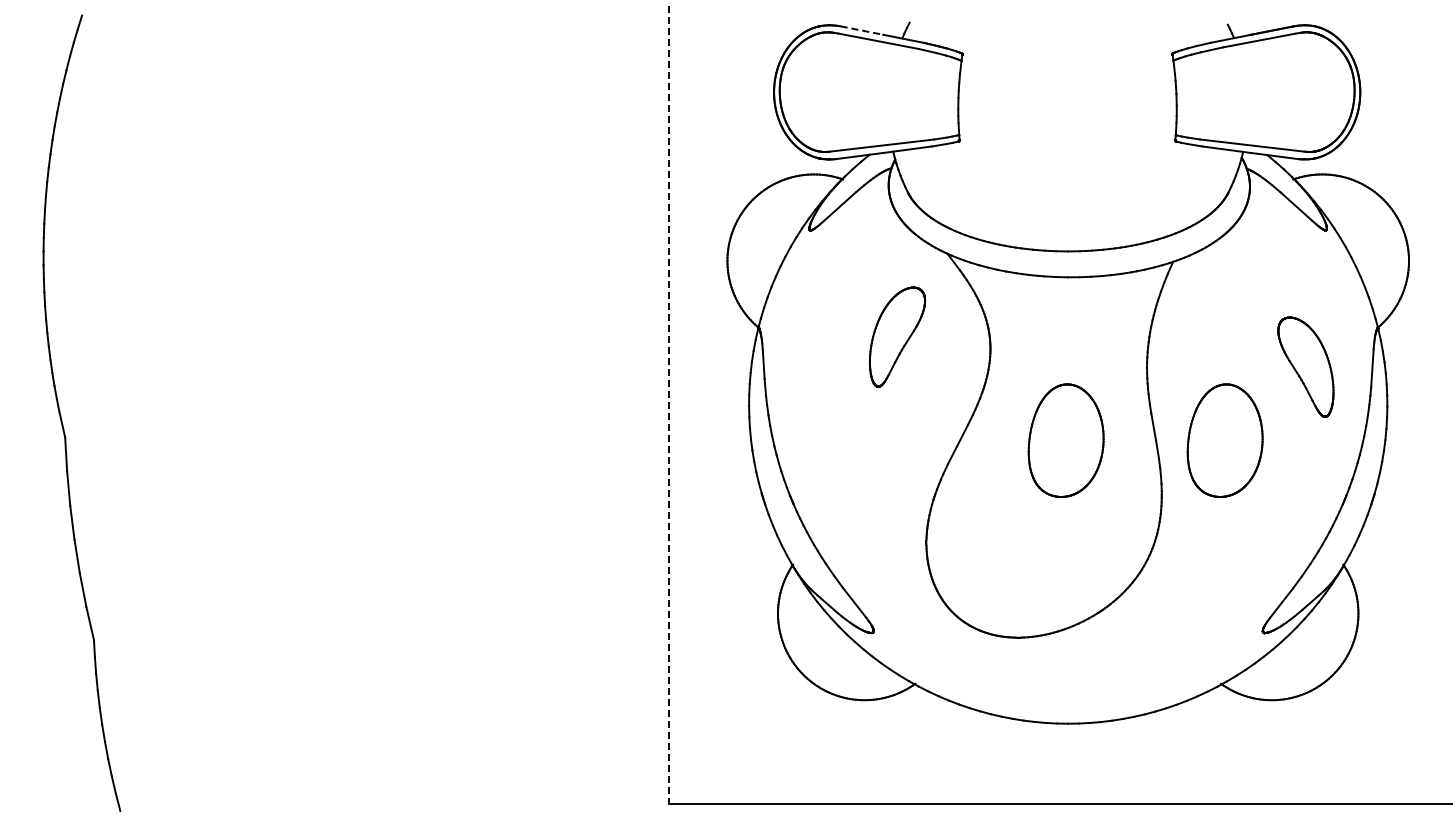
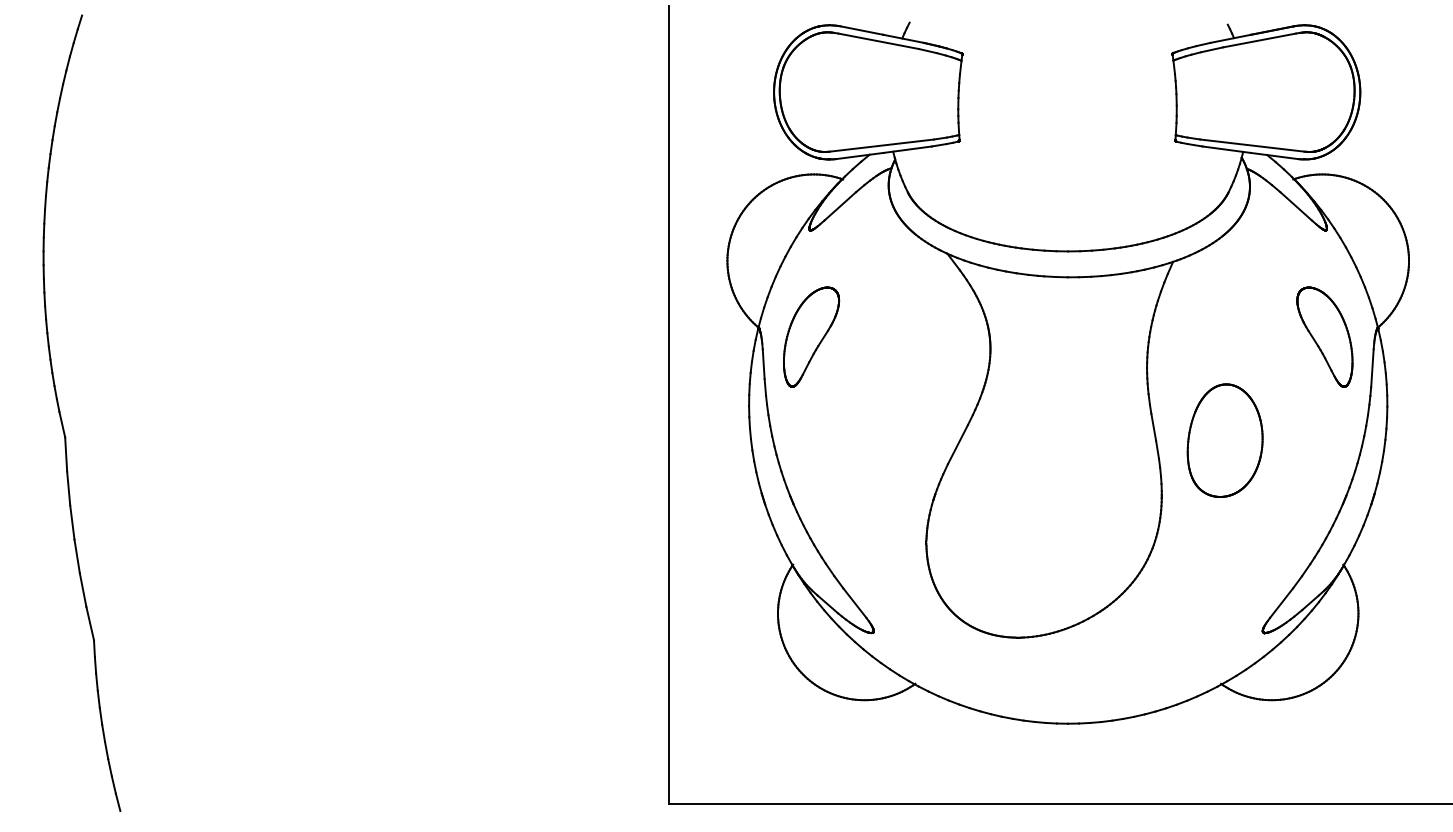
line: dashed -> solid (862, 30)
part position: (897, 336) -> (811, 336) (811, 336)
part position: (1305, 366) -> (1324, 336) (1324, 336)
line: dashed -> solid (669, 404)
part: present -> none (1065, 440)
